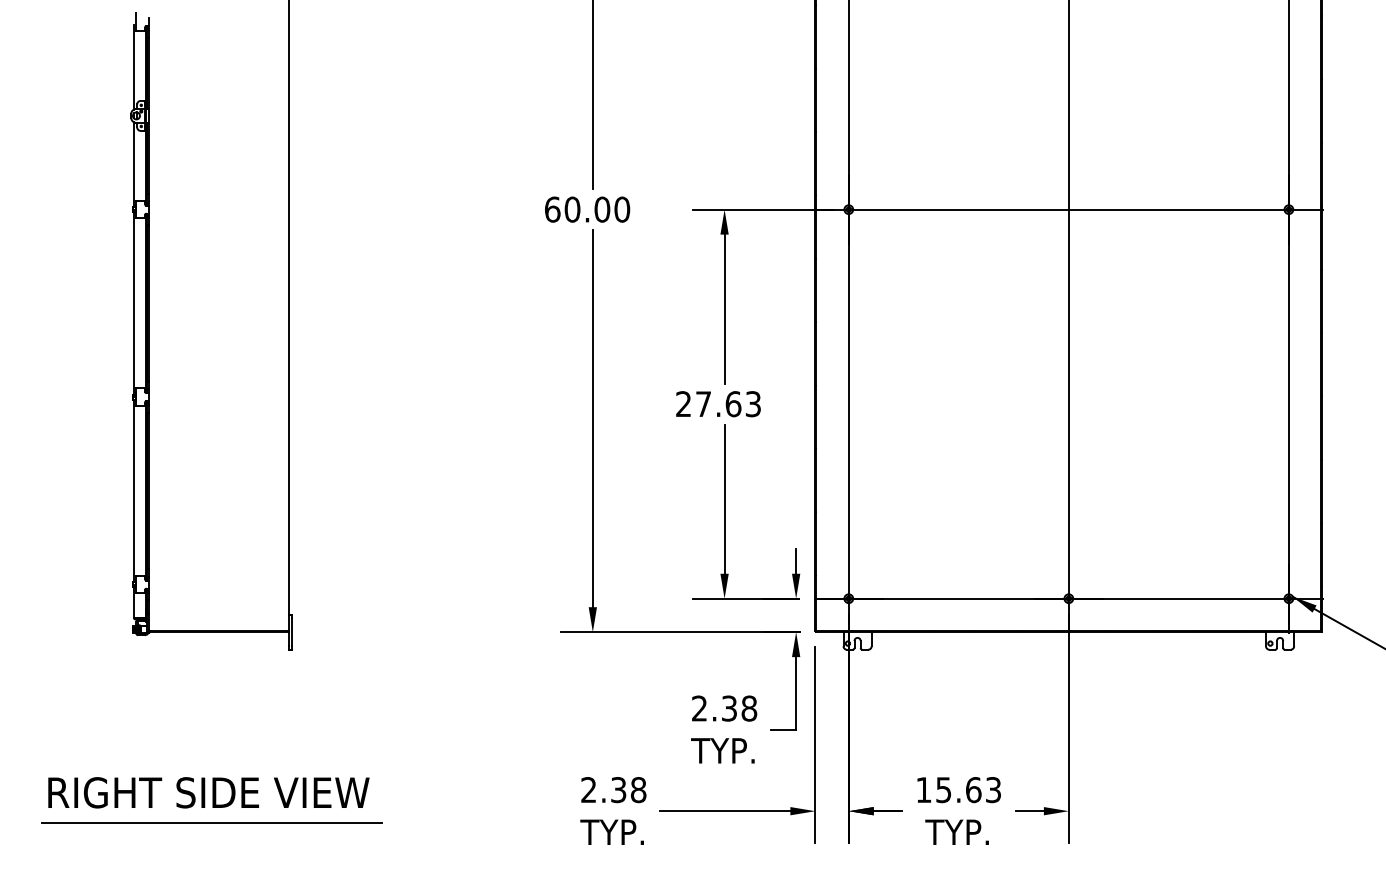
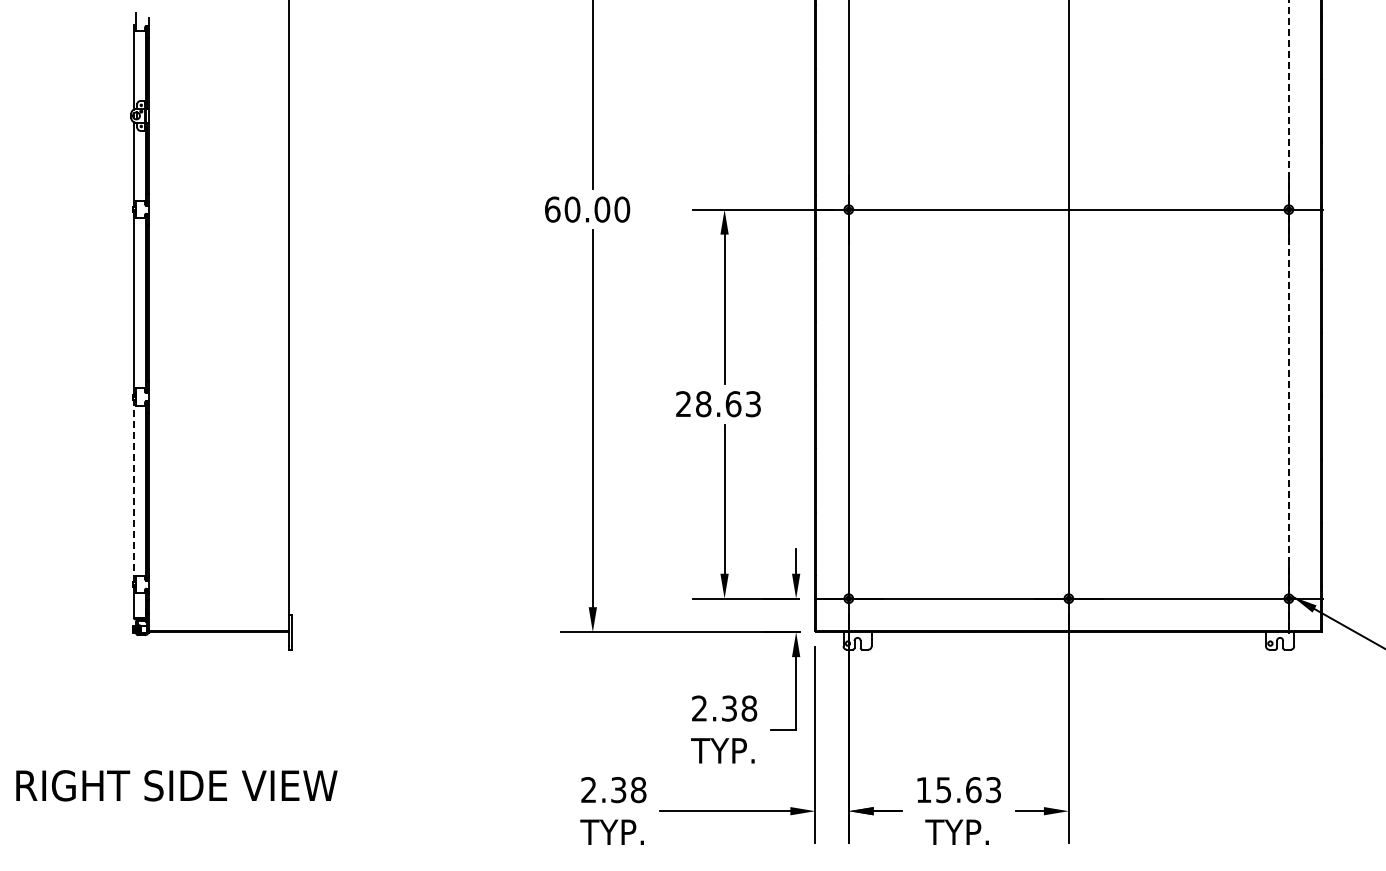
line: solid -> dashed (1288, 317)
text: 27.63 -> 28.63 (703, 404)
line: solid -> dashed (133, 490)
text position: (208, 792) -> (176, 785) (176, 785)
line: present -> none (211, 822)
